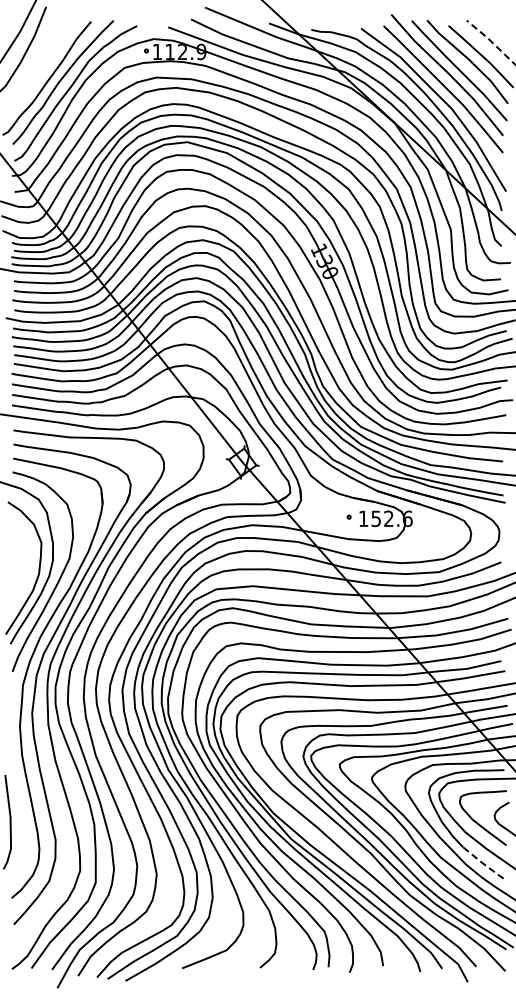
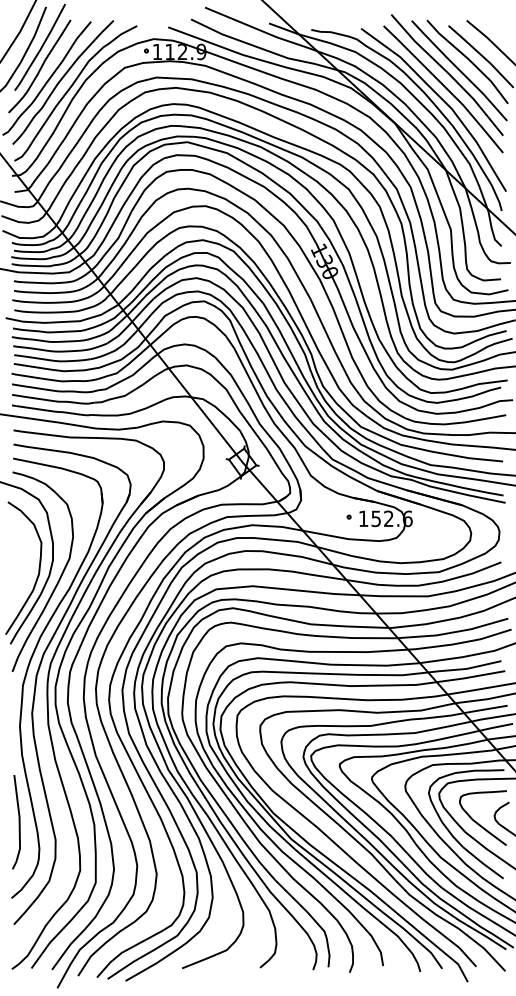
line: dashed -> solid (491, 41)
part: none -> present (39, 58)
line position: (9, 822) -> (18, 822) (18, 822)
line: dashed -> solid (482, 863)
